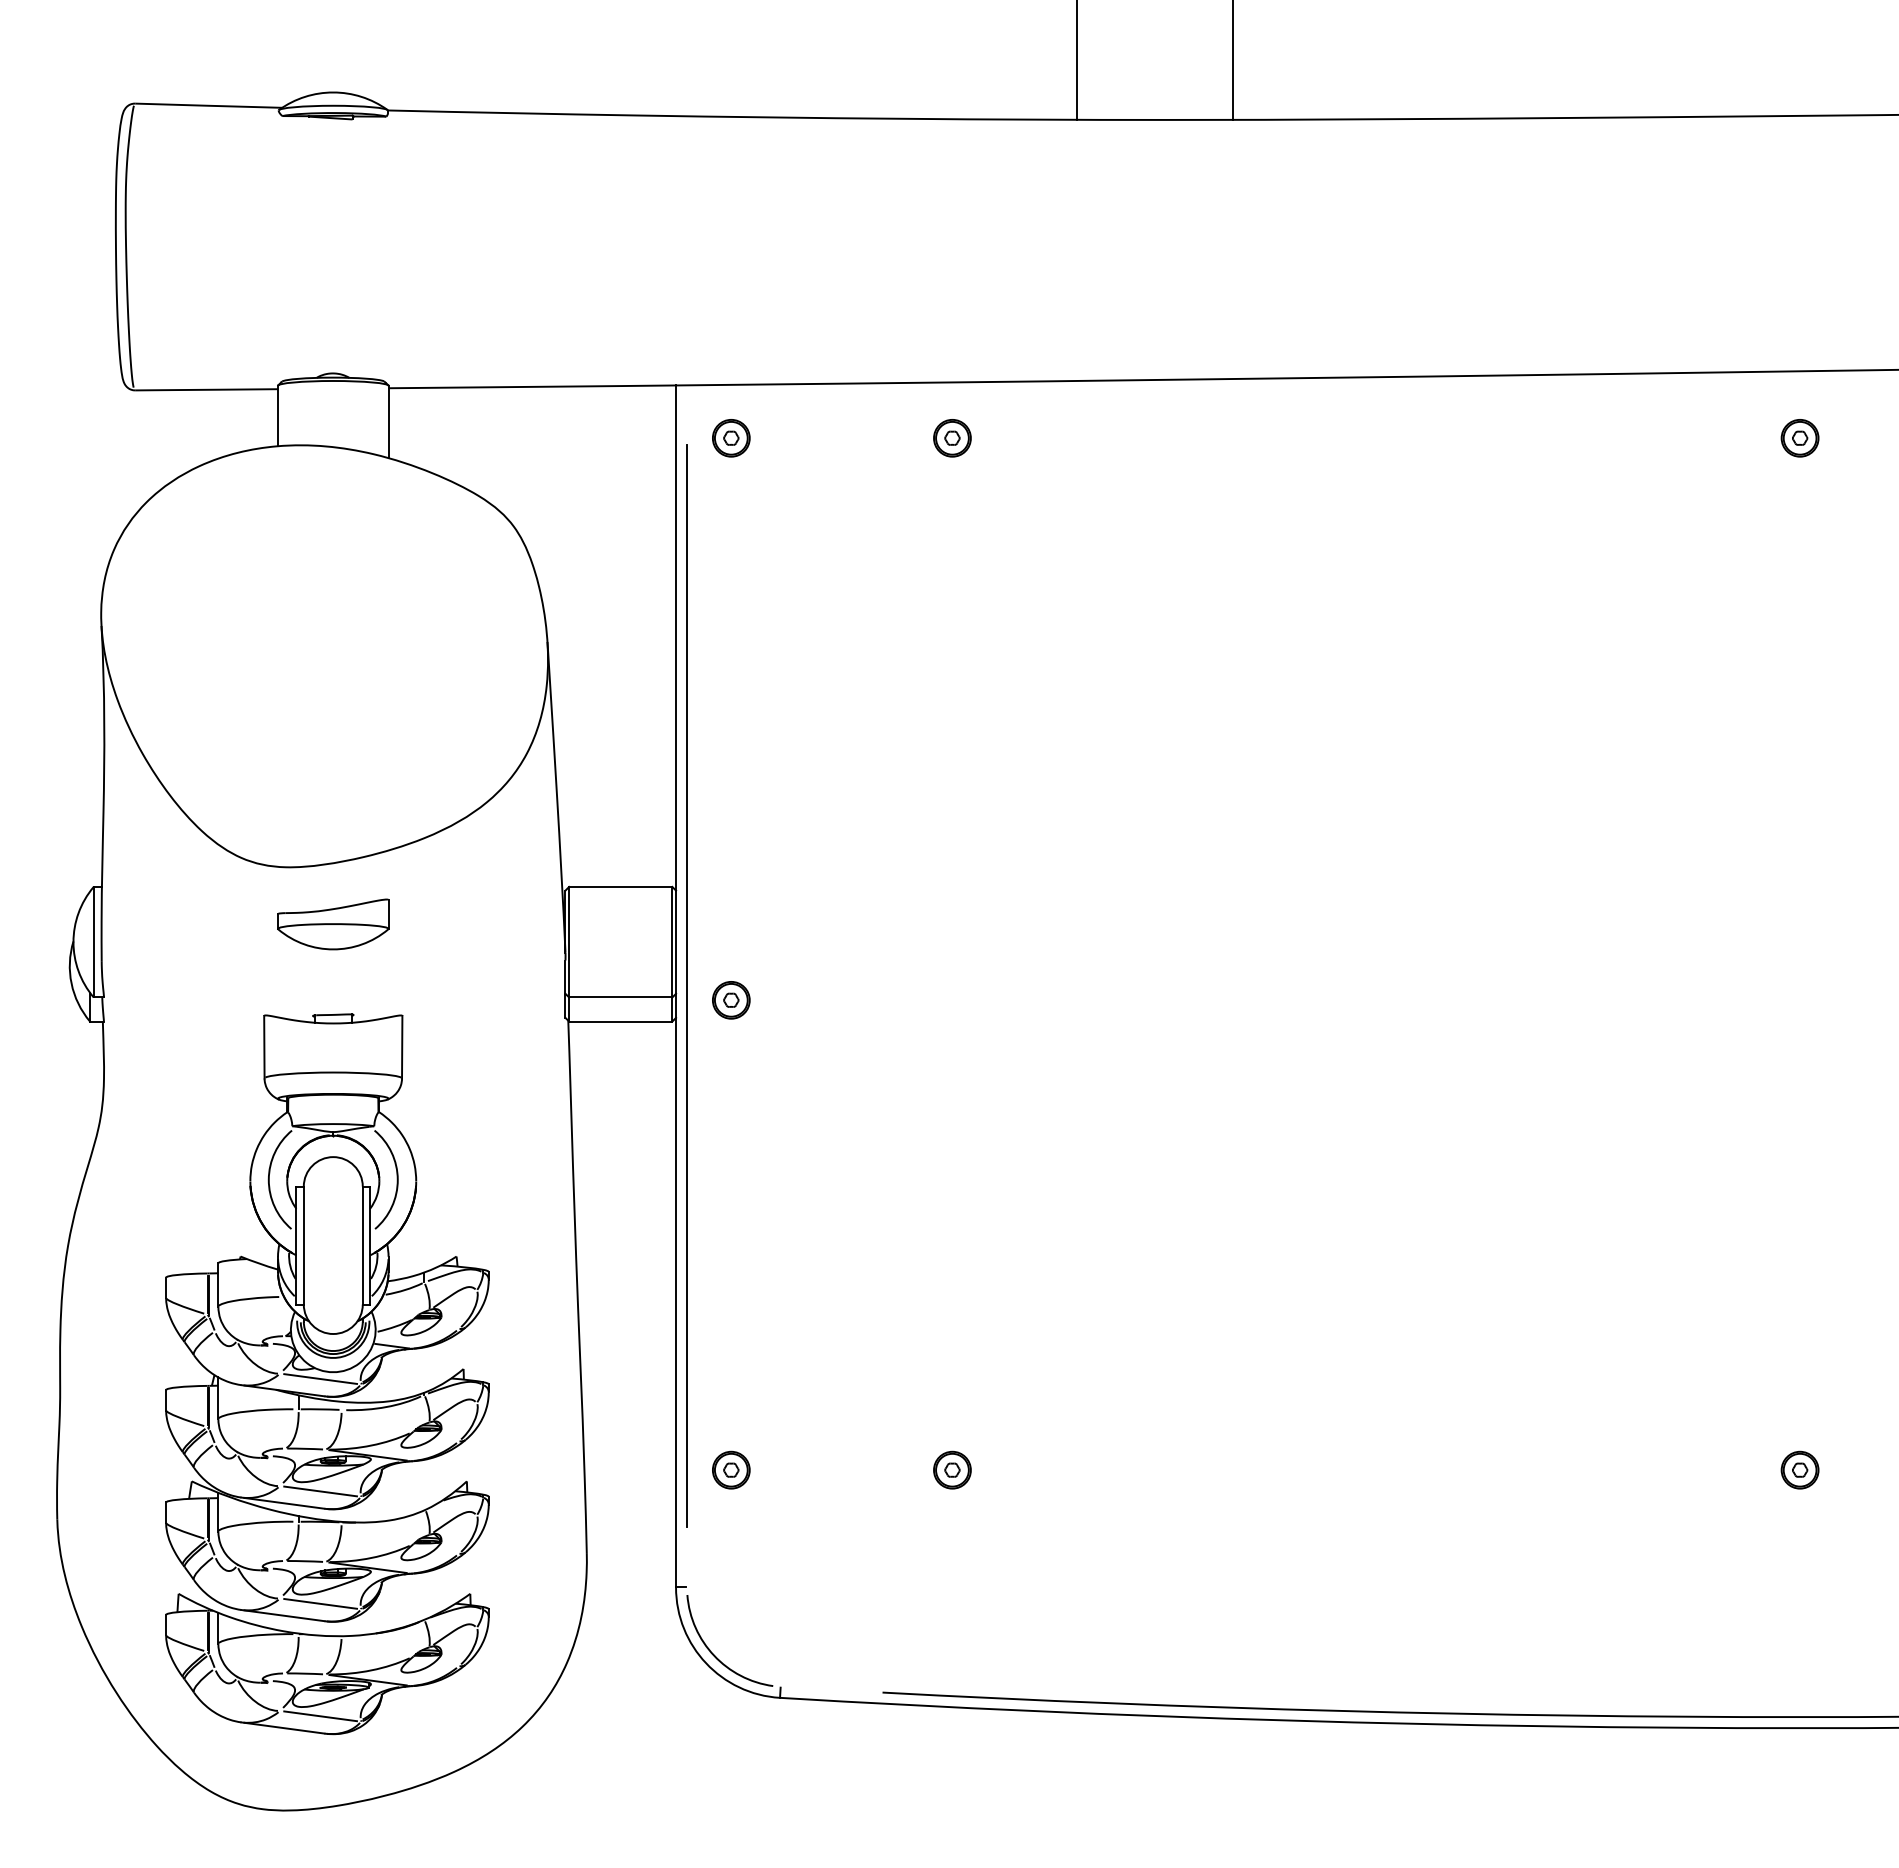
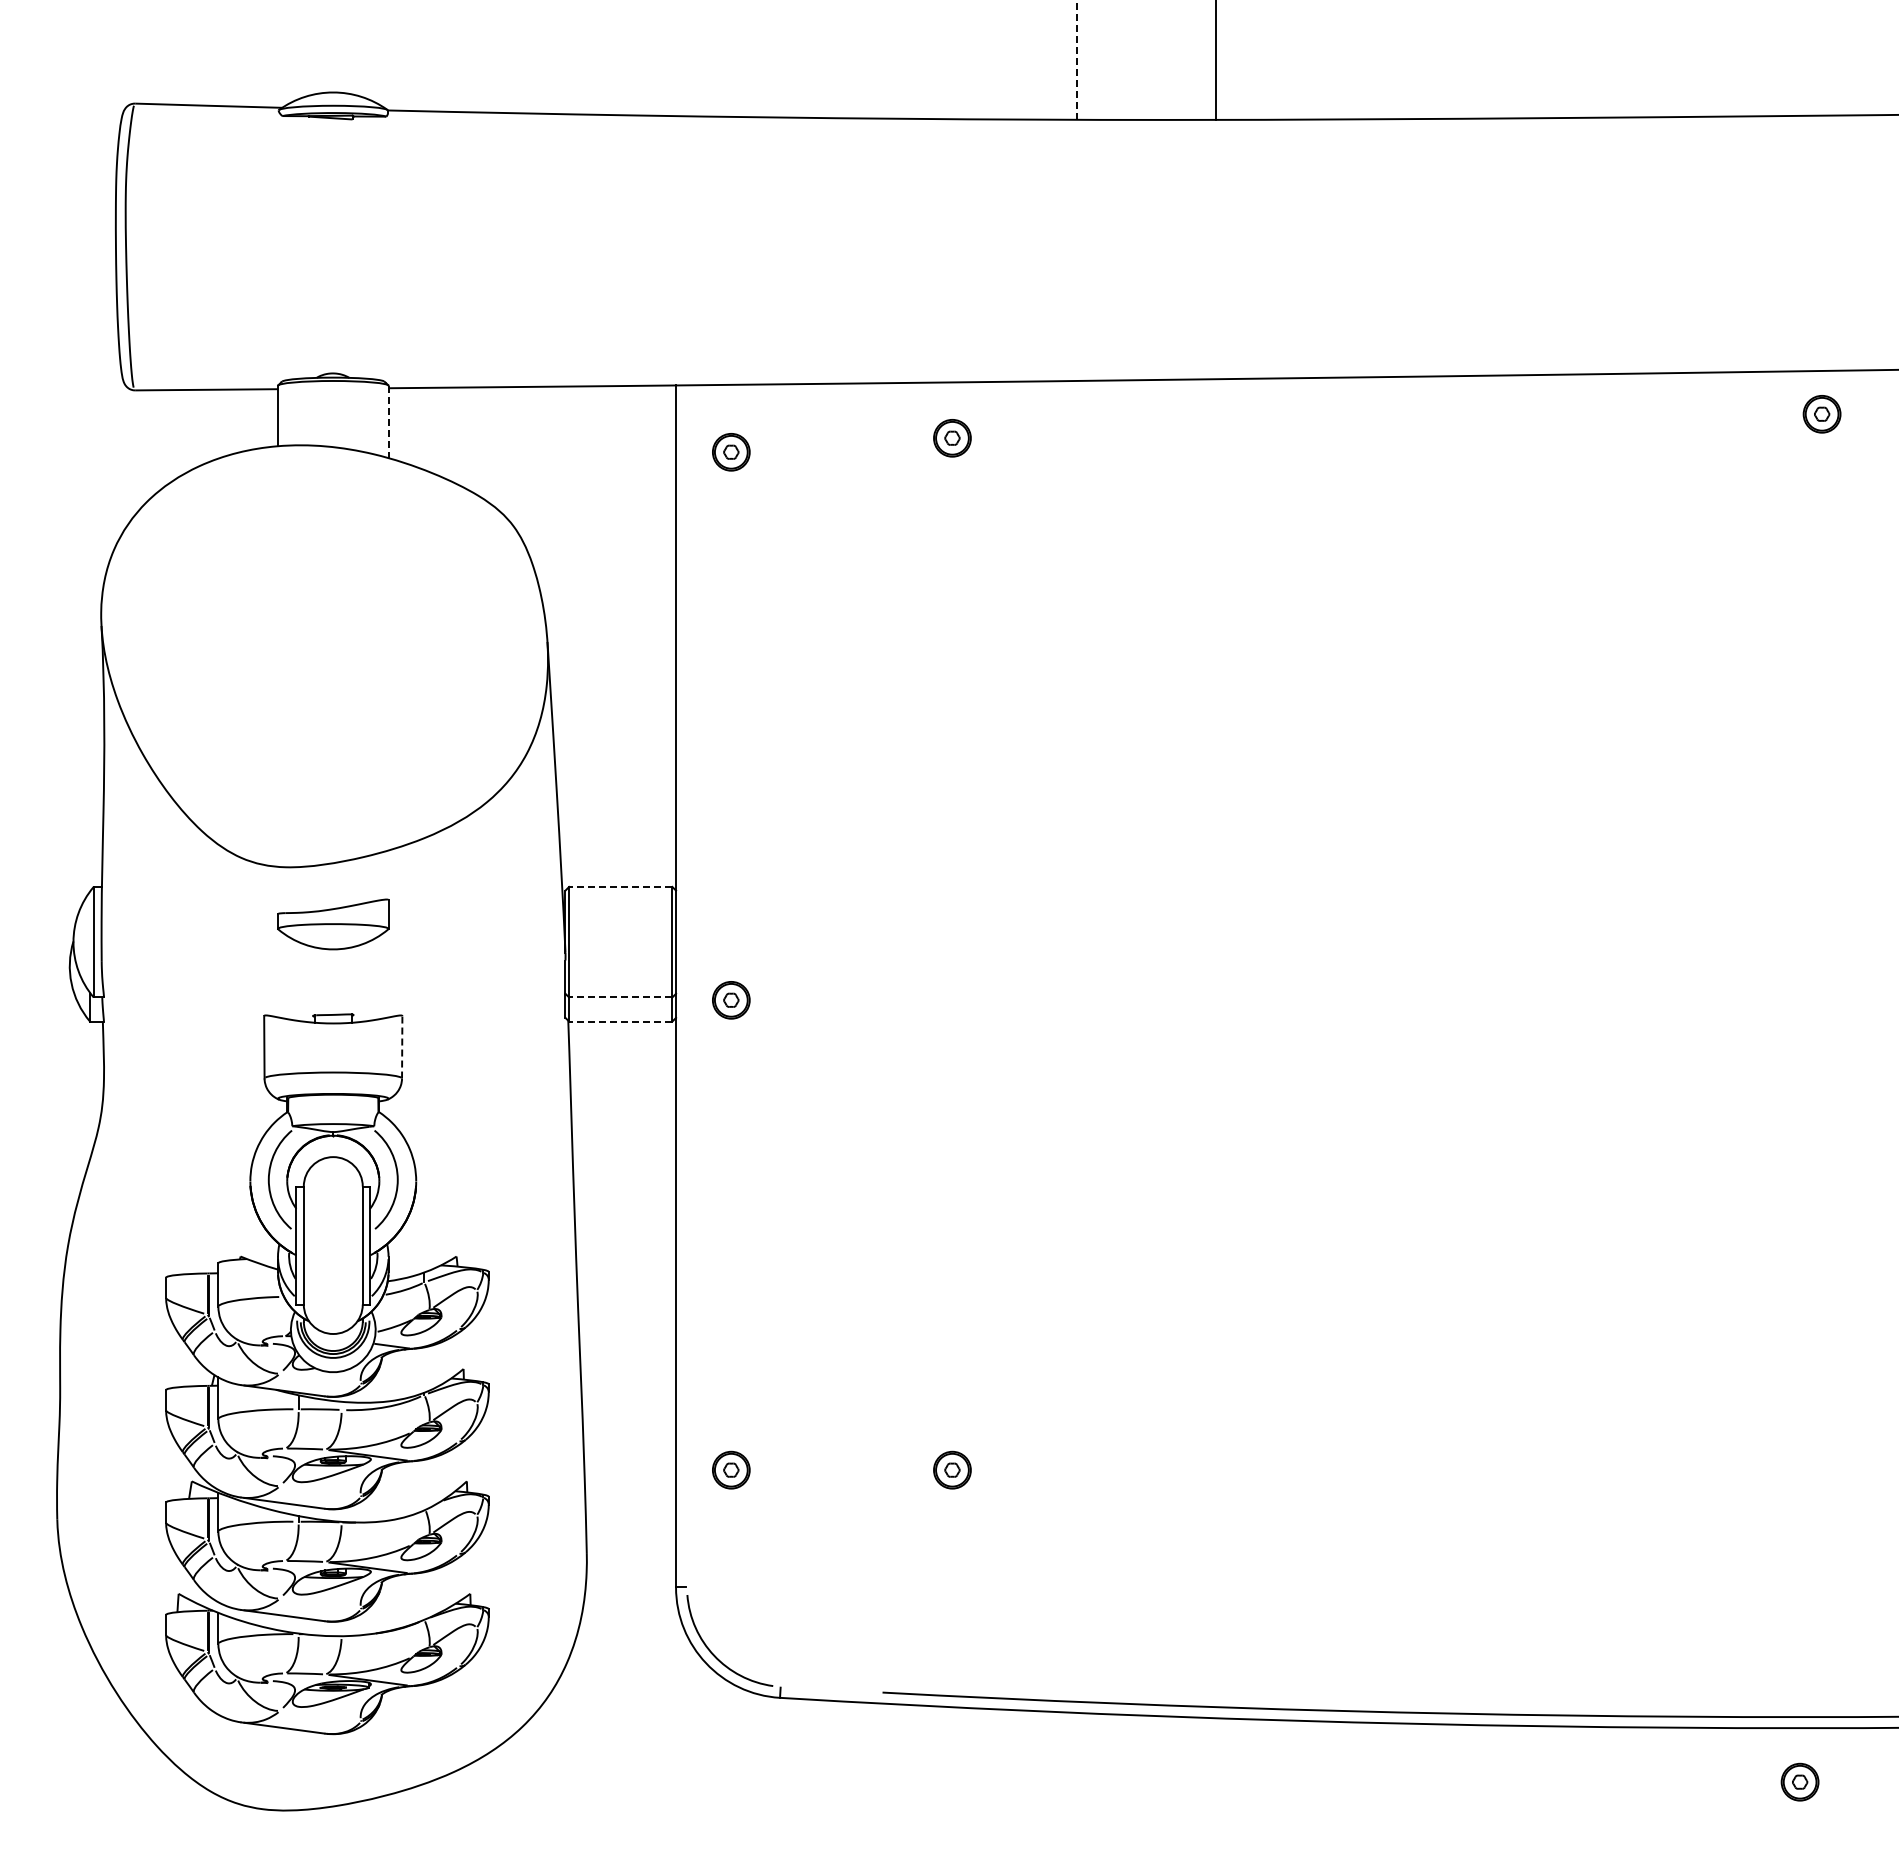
line: solid -> dashed (1077, 60)
line position: (1233, 60) -> (1216, 60) (1216, 60)
line: solid -> dashed (388, 422)
part position: (731, 438) -> (731, 452) (731, 452)
part position: (1799, 438) -> (1821, 414) (1821, 414)
line: solid -> dashed (620, 886)
line: present -> none (687, 986)
line: solid -> dashed (620, 997)
line: solid -> dashed (620, 1021)
line: solid -> dashed (402, 1046)
line: present -> none (320, 1378)
part position: (1799, 1469) -> (1799, 1781) (1799, 1781)
line: present -> none (320, 1491)
line: present -> none (320, 1603)
line: present -> none (320, 1716)
